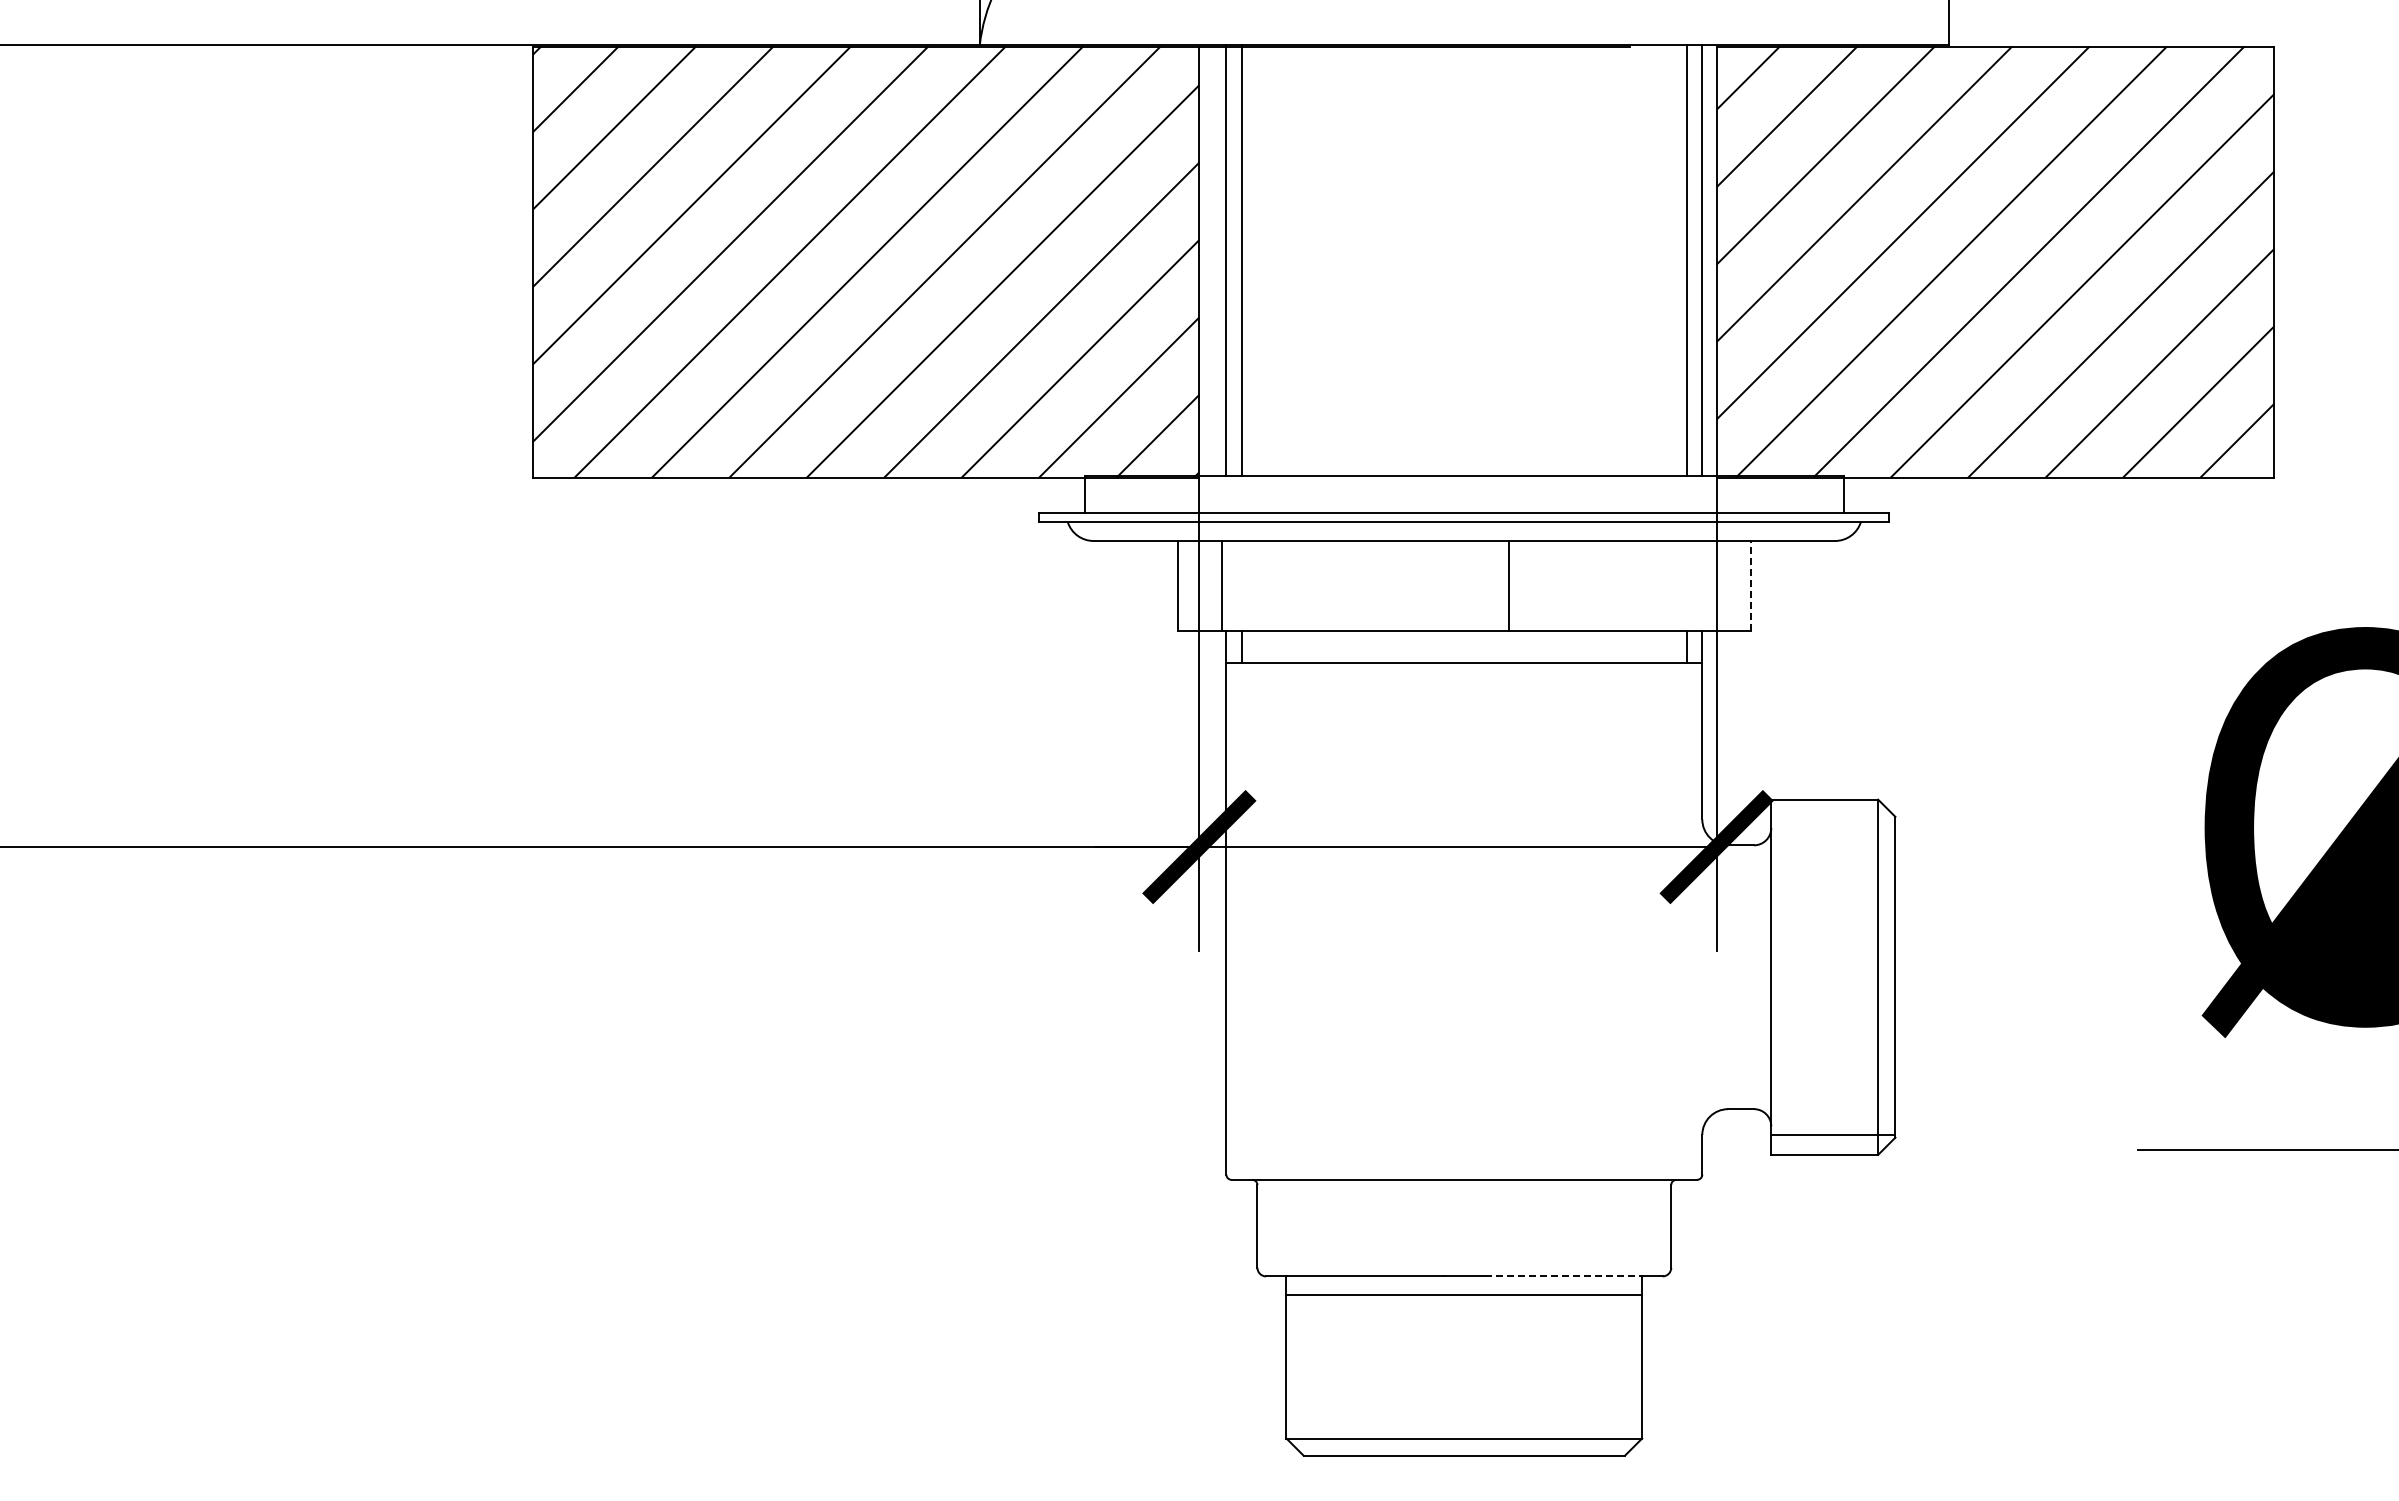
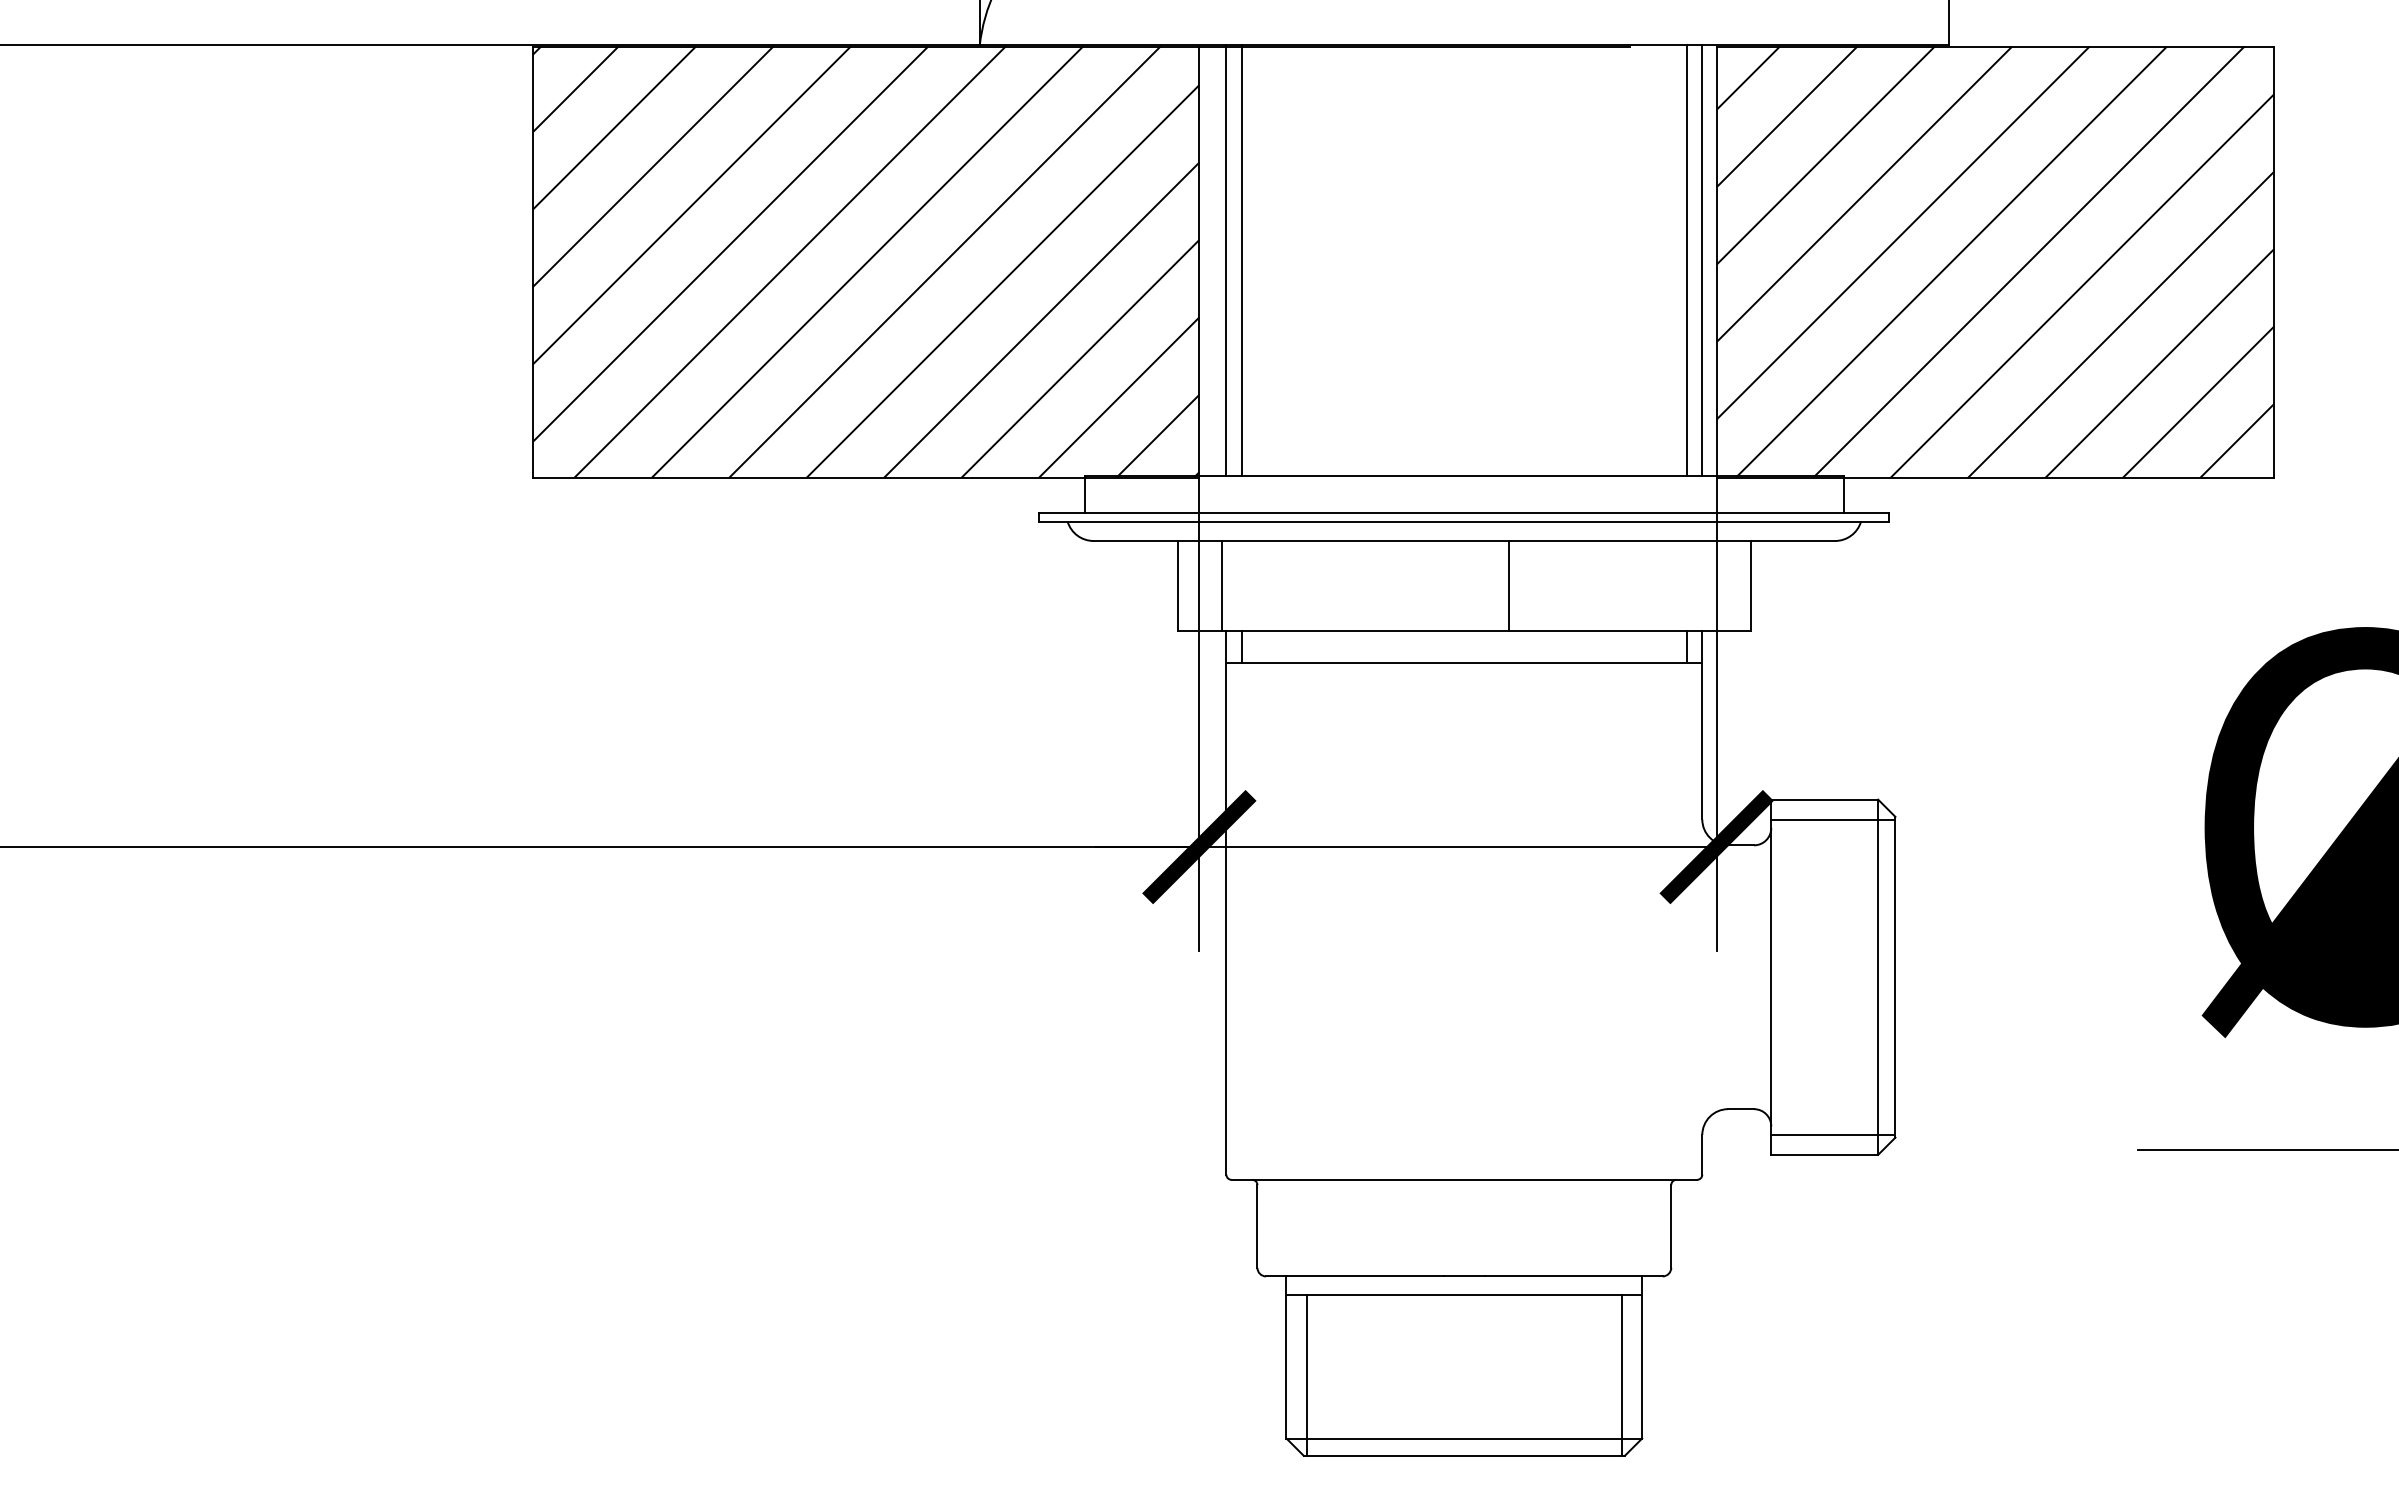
line: dashed -> solid (1751, 585)
line: none -> present (1833, 819)
line: dashed -> solid (1563, 1276)
line: none -> present (1306, 1375)
line: none -> present (1622, 1375)
